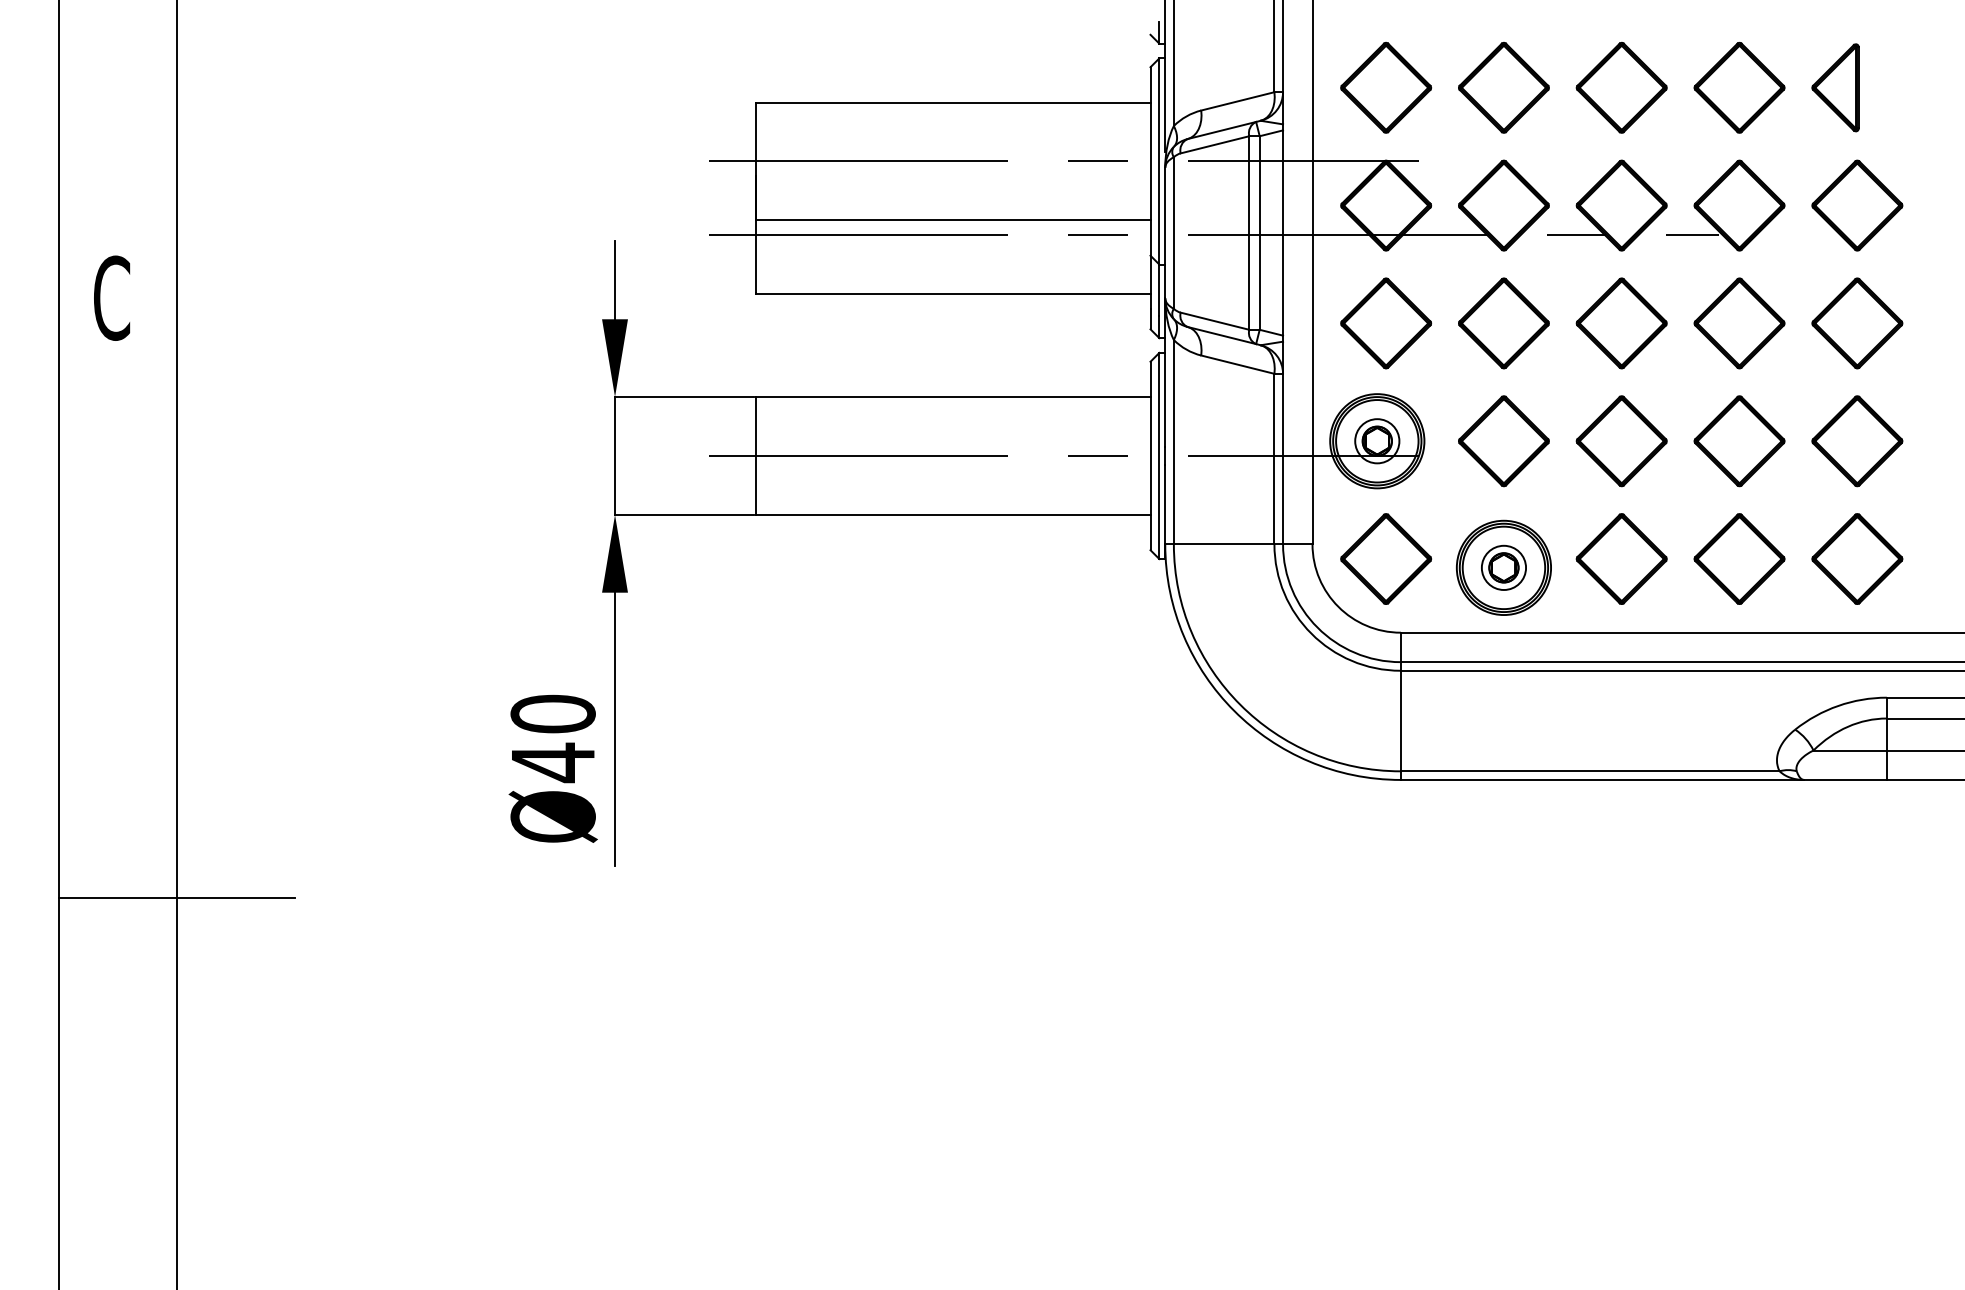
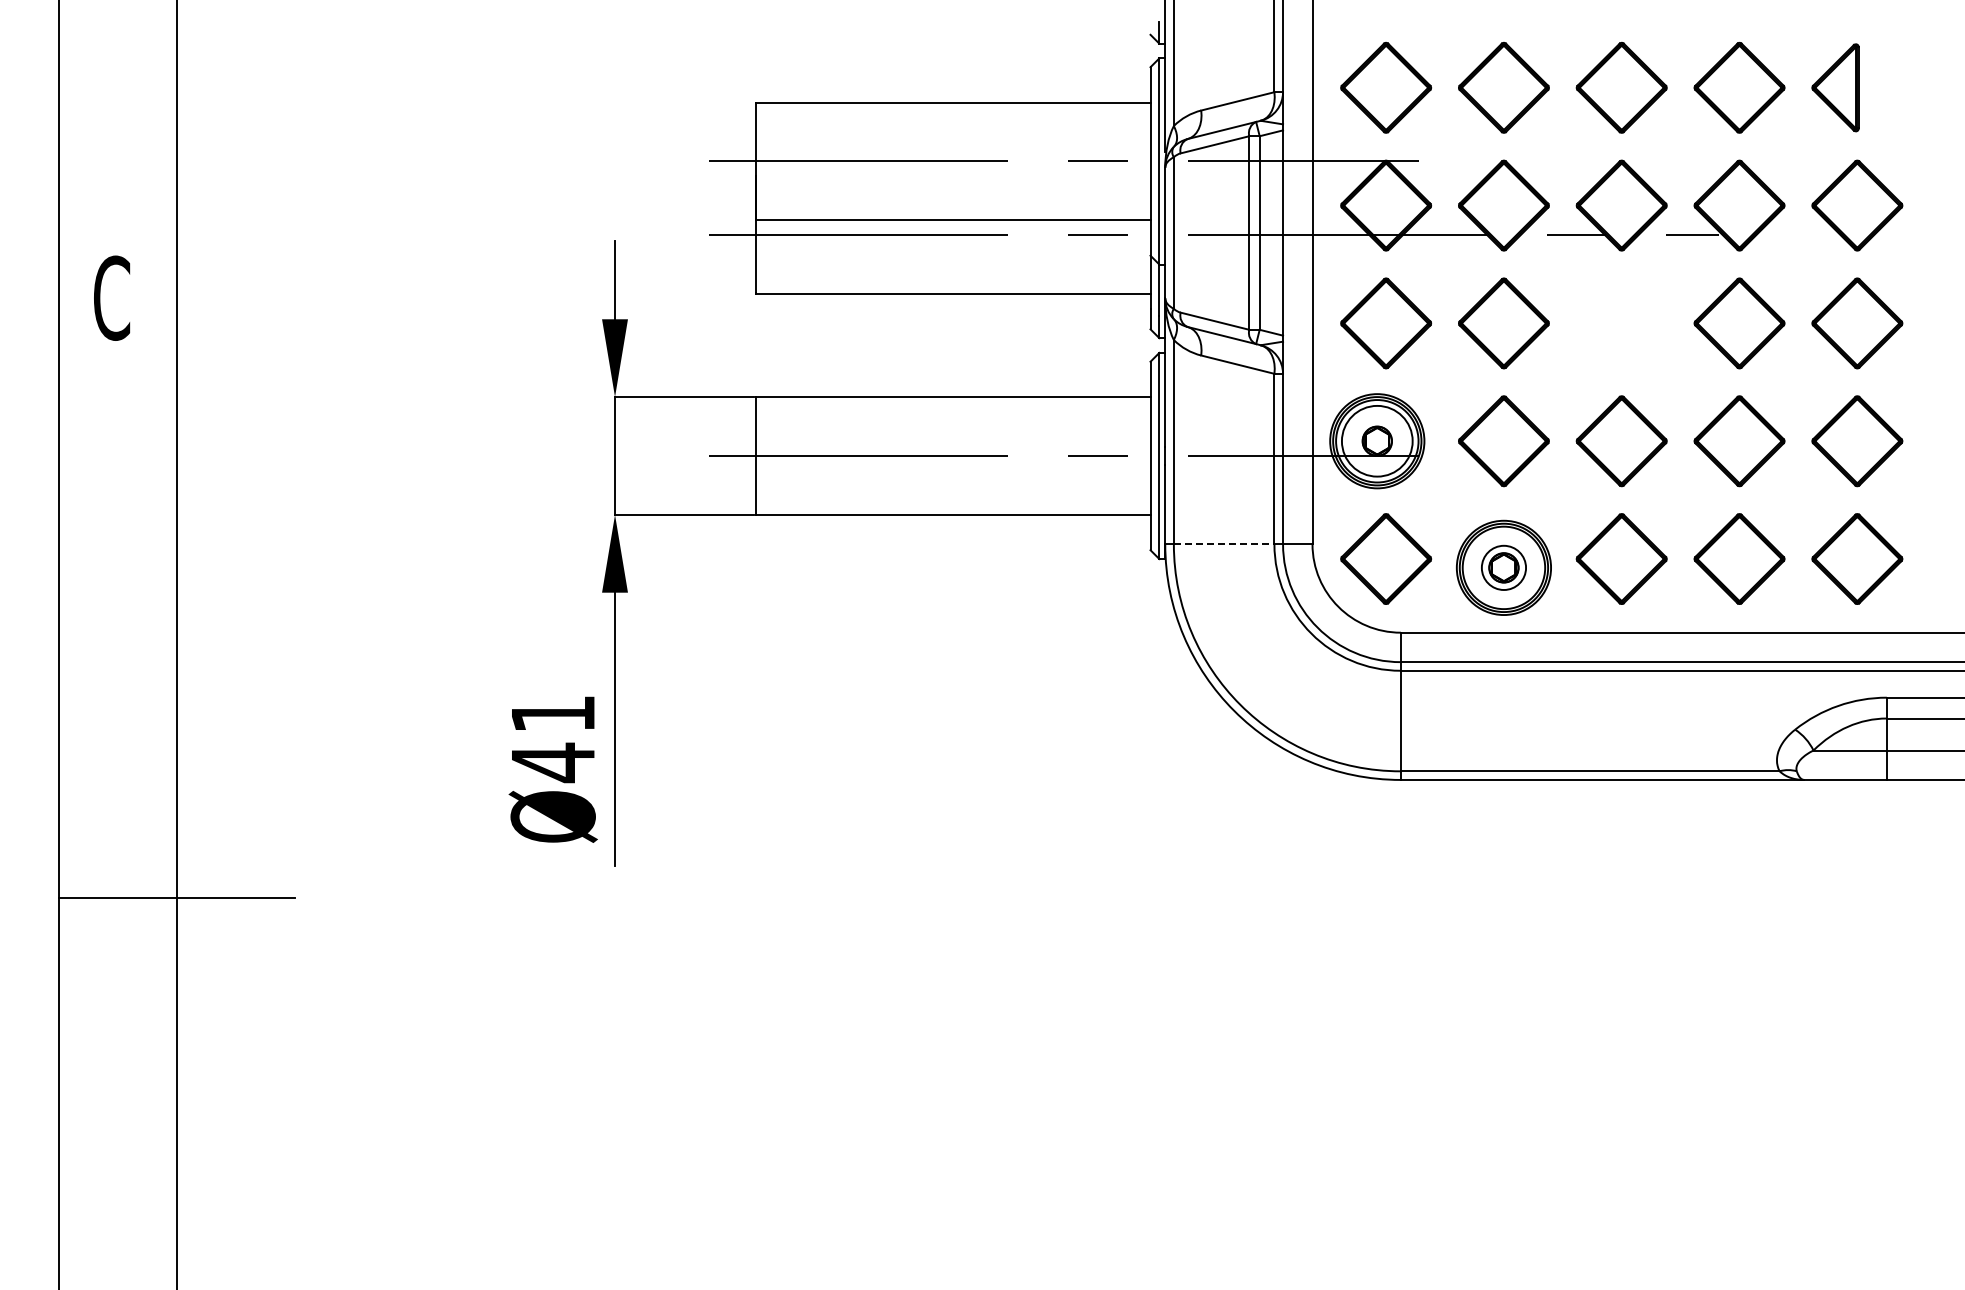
part: present -> none (1621, 323)
circle diameter: 44 px -> 71 px (1376, 440)
line: solid -> dashed (1224, 544)
text: Ø40 -> Ø41 (552, 713)
